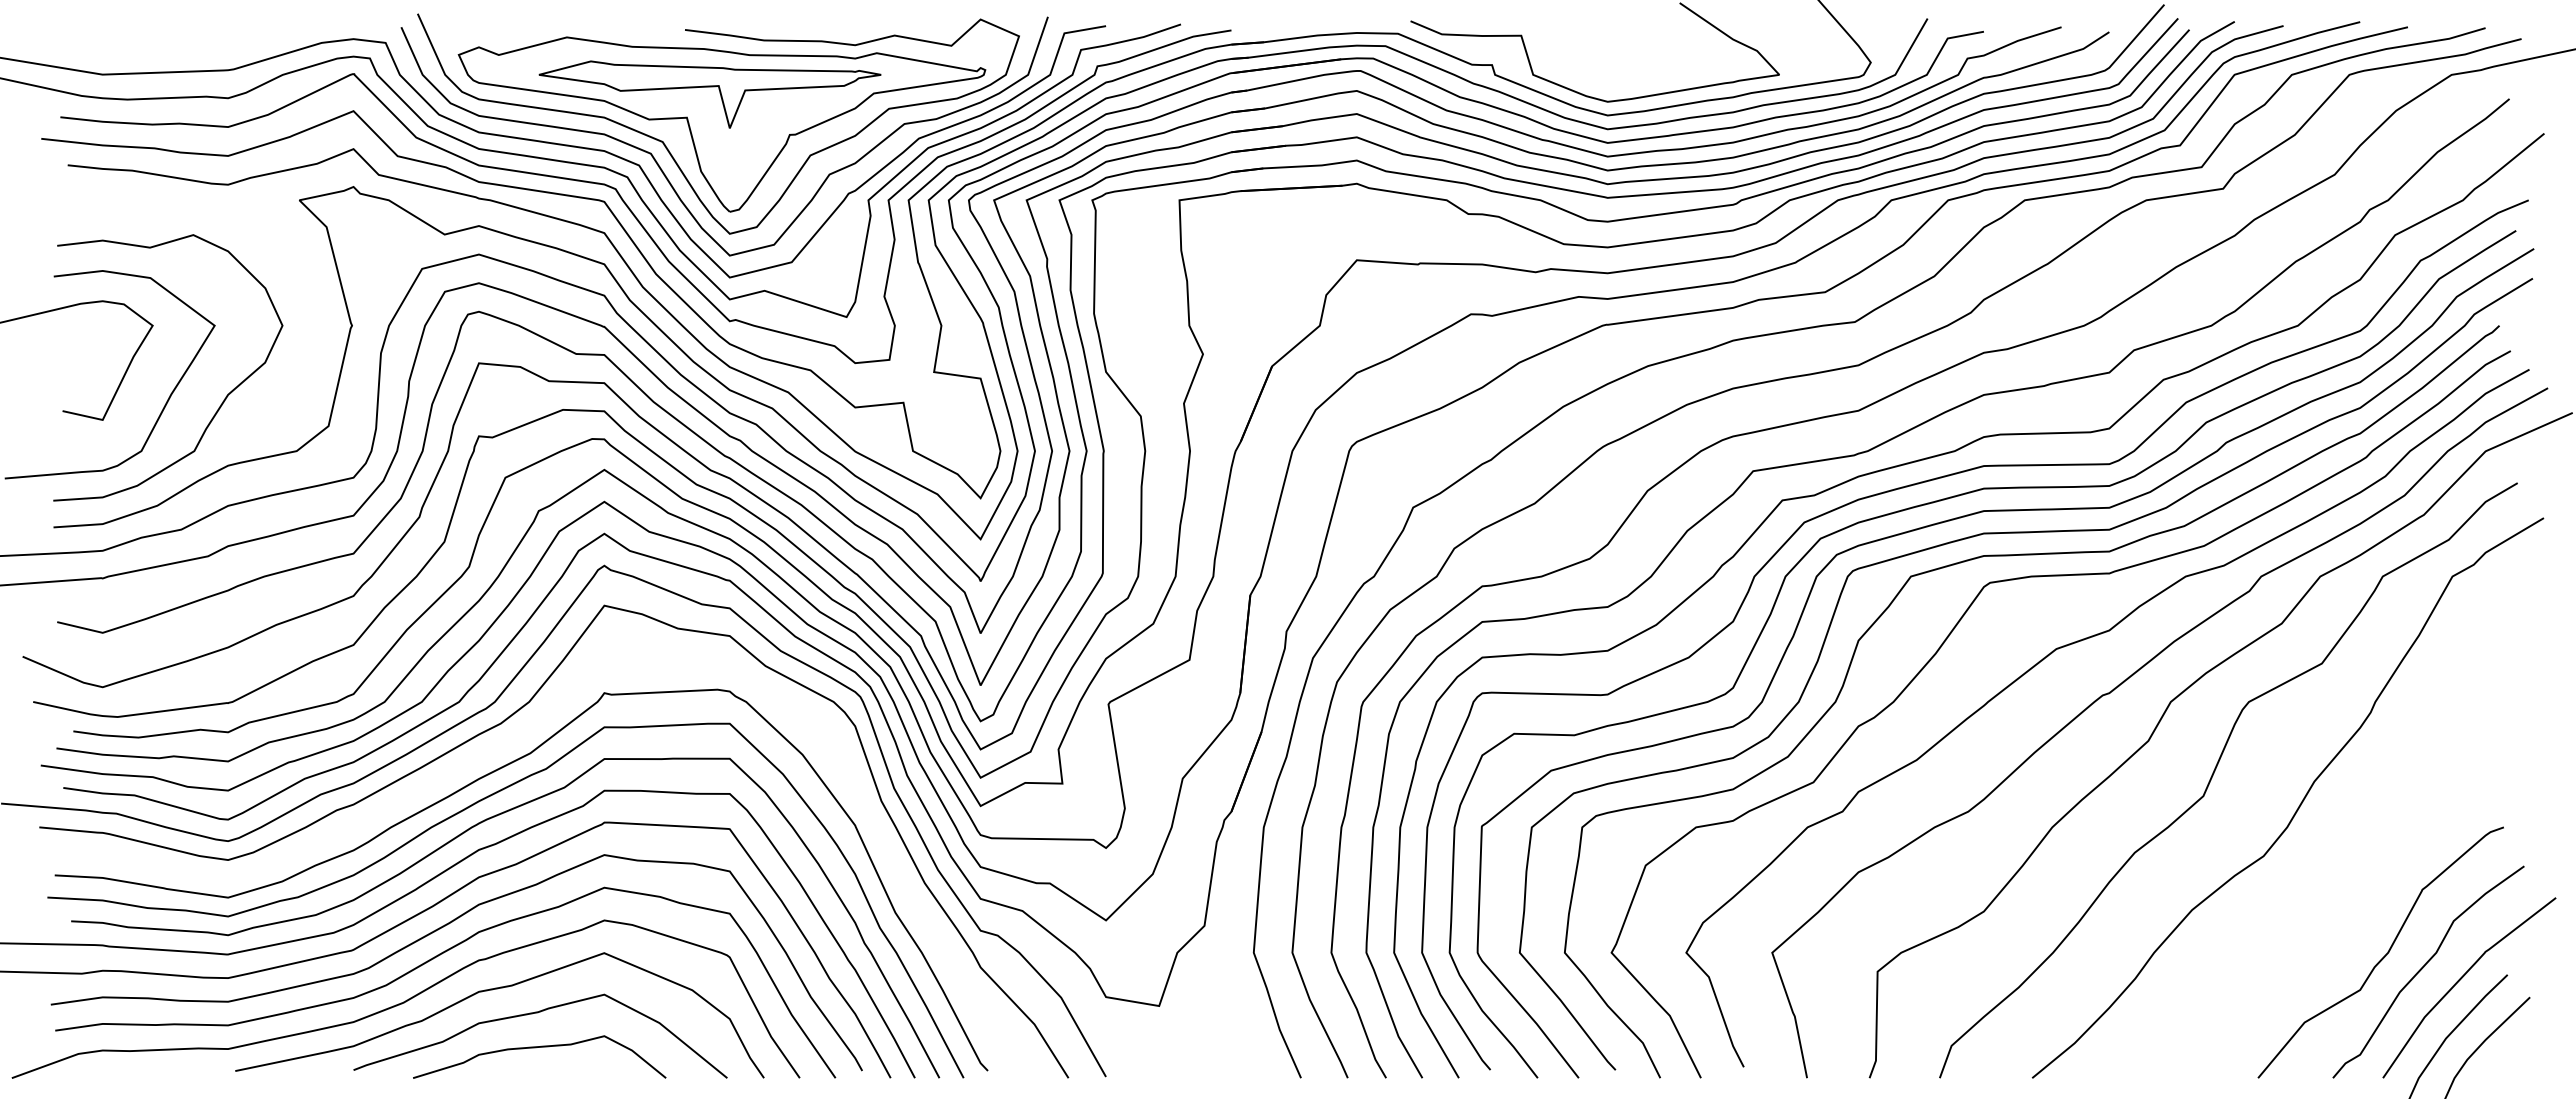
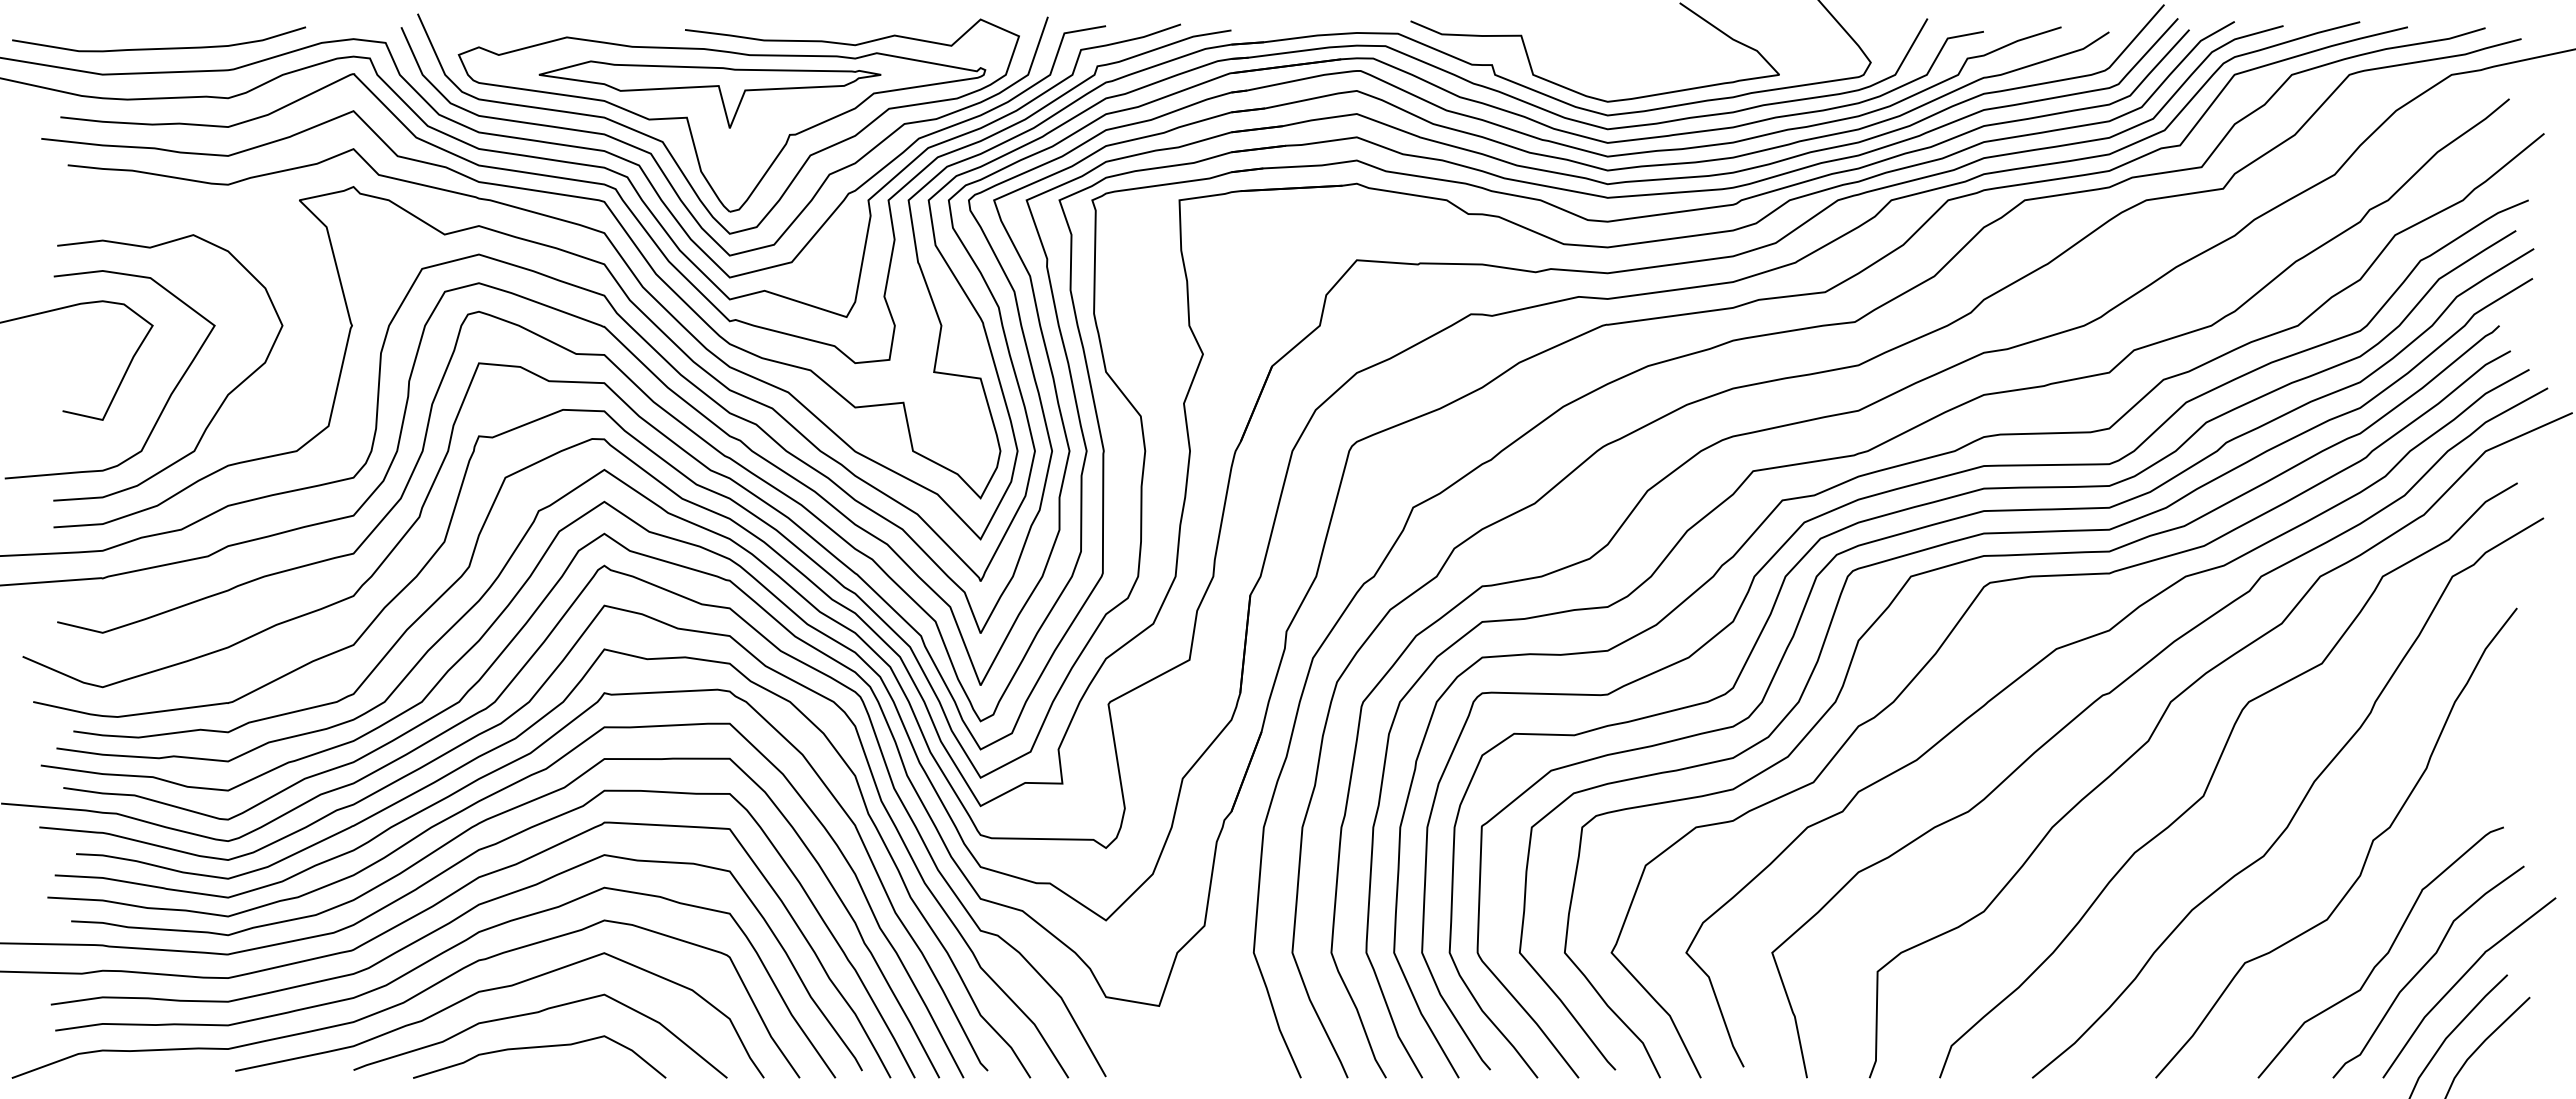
curve: none -> present (162, 47)
curve: none -> present (495, 749)
curve: none -> present (2367, 852)
